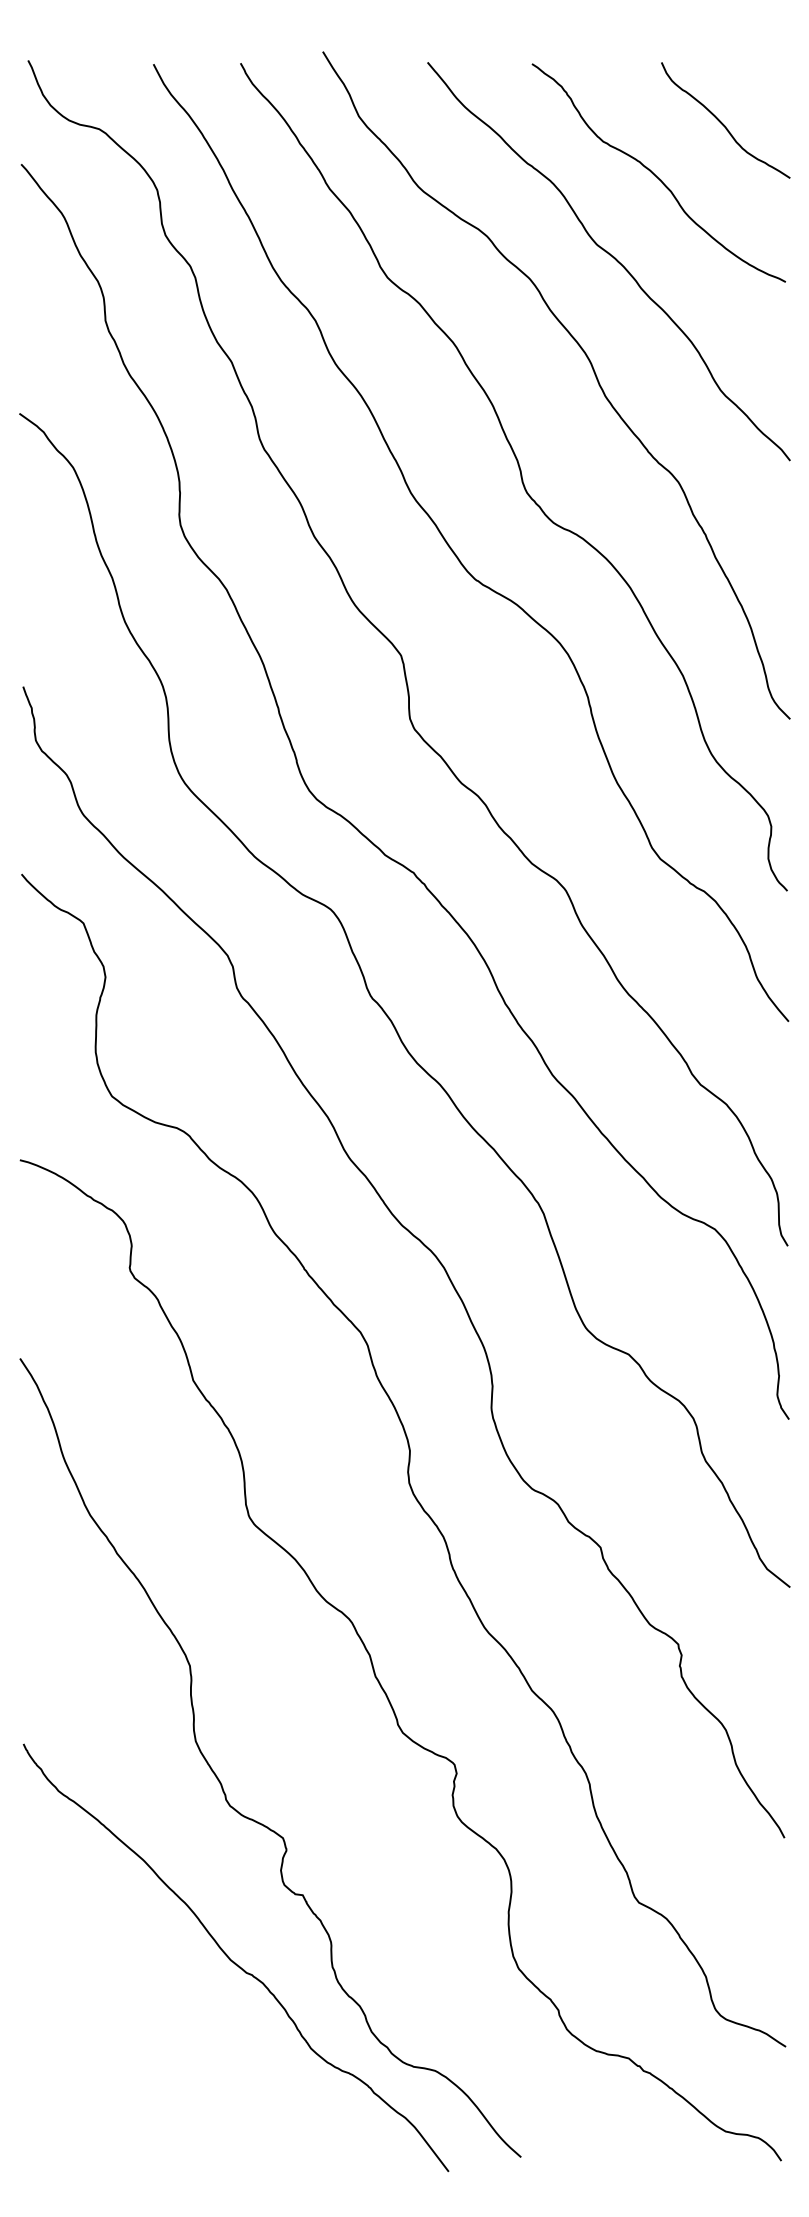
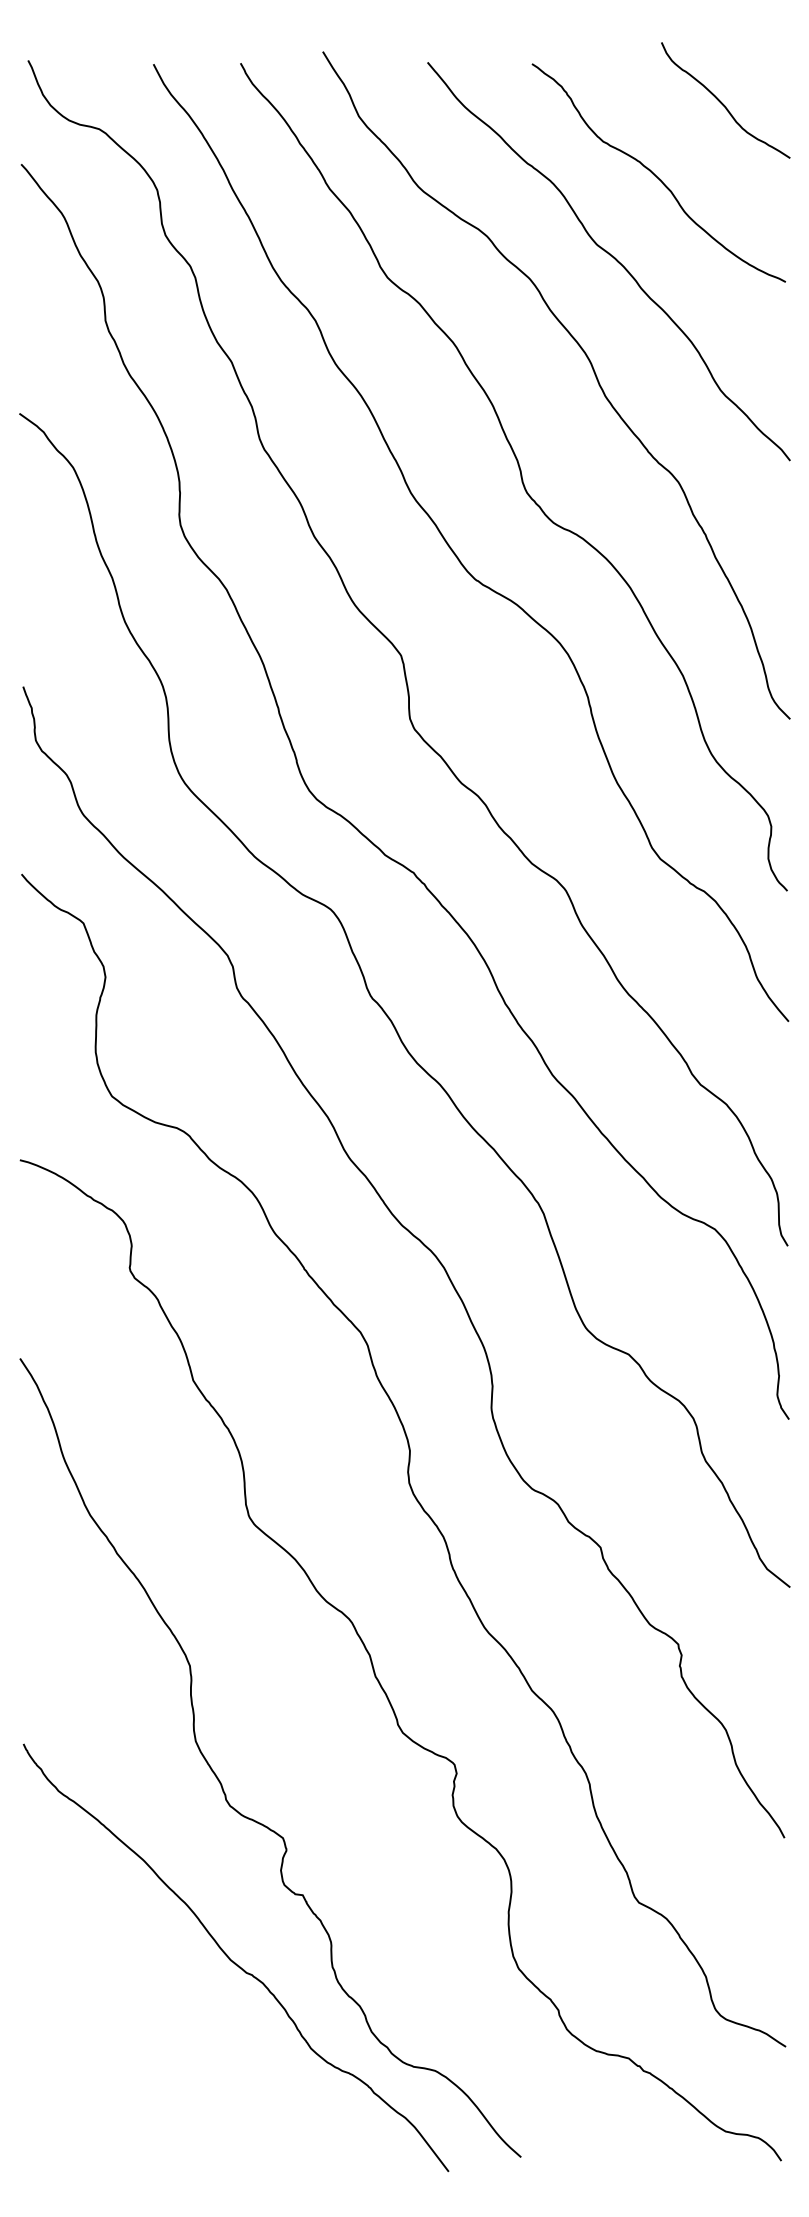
curve position: (722, 122) -> (722, 102) (722, 102)
